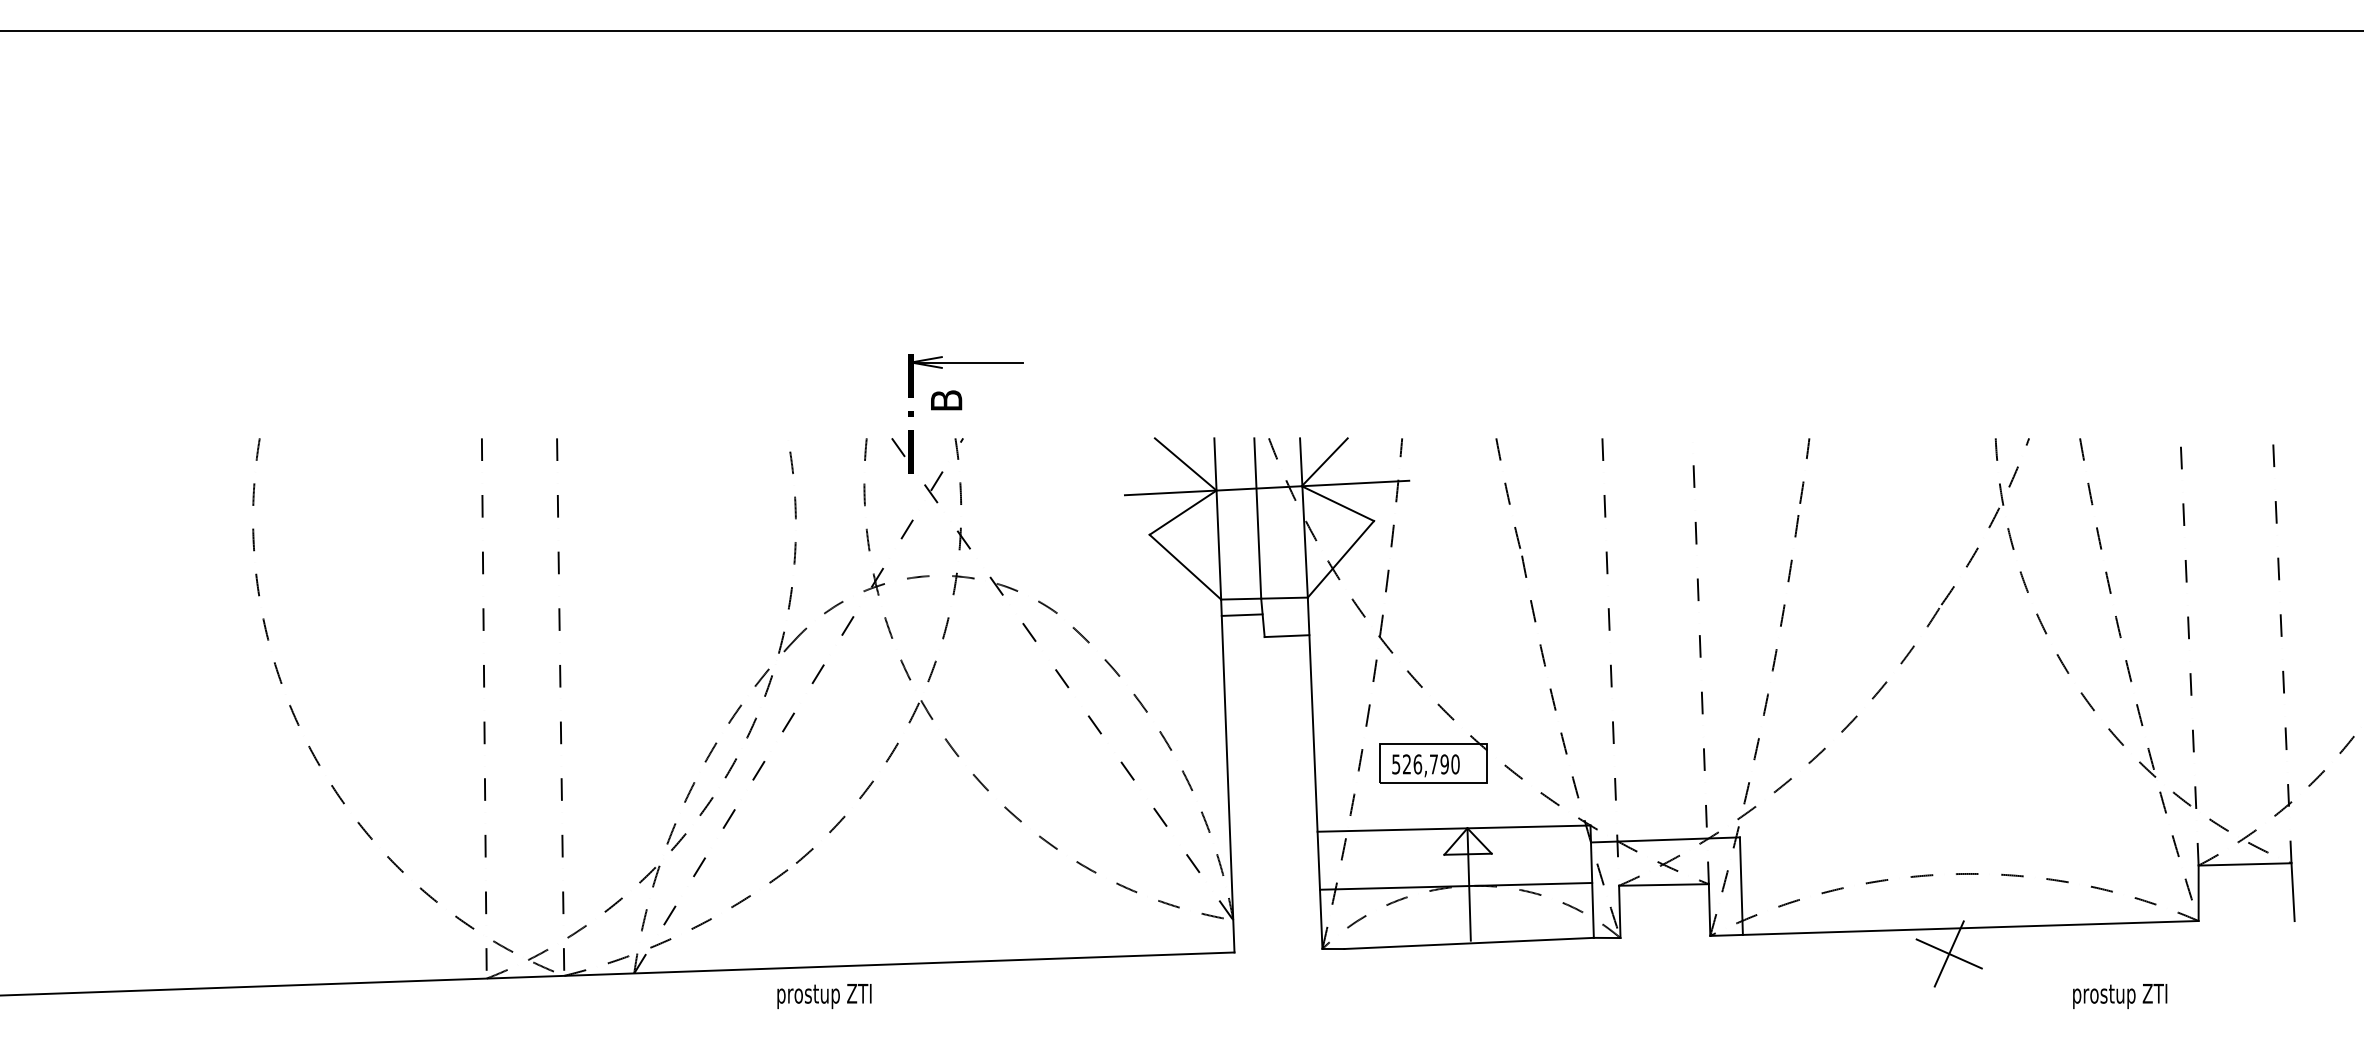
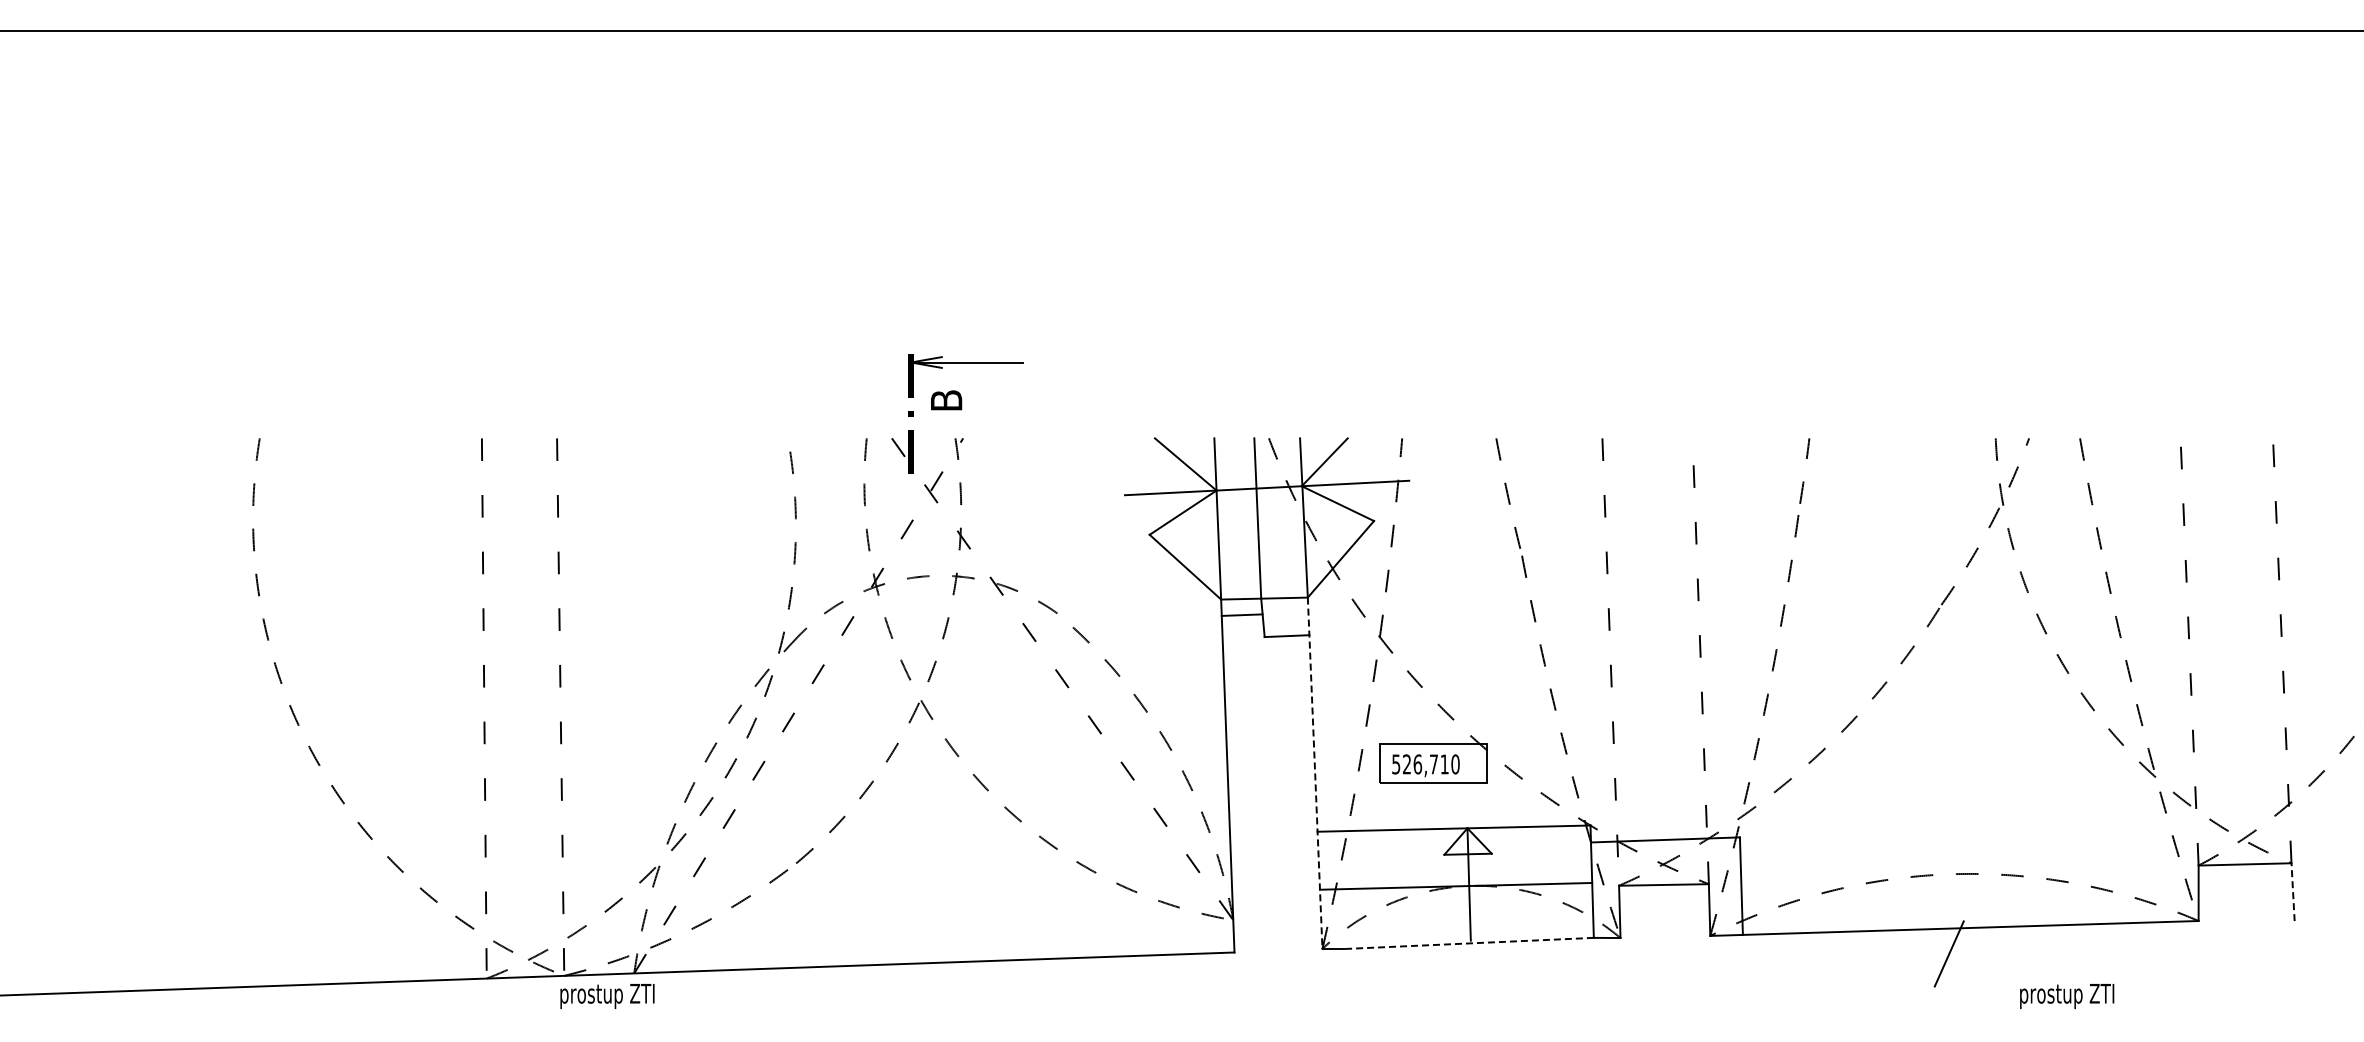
text: 526,790 -> 526,710 (1444, 764)
line: solid -> dashed (1315, 773)
line: solid -> dashed (2293, 892)
line: solid -> dashed (1469, 943)
line: present -> none (1948, 953)
text position: (824, 996) -> (607, 996) (607, 996)
text position: (2120, 996) -> (2067, 996) (2067, 996)
